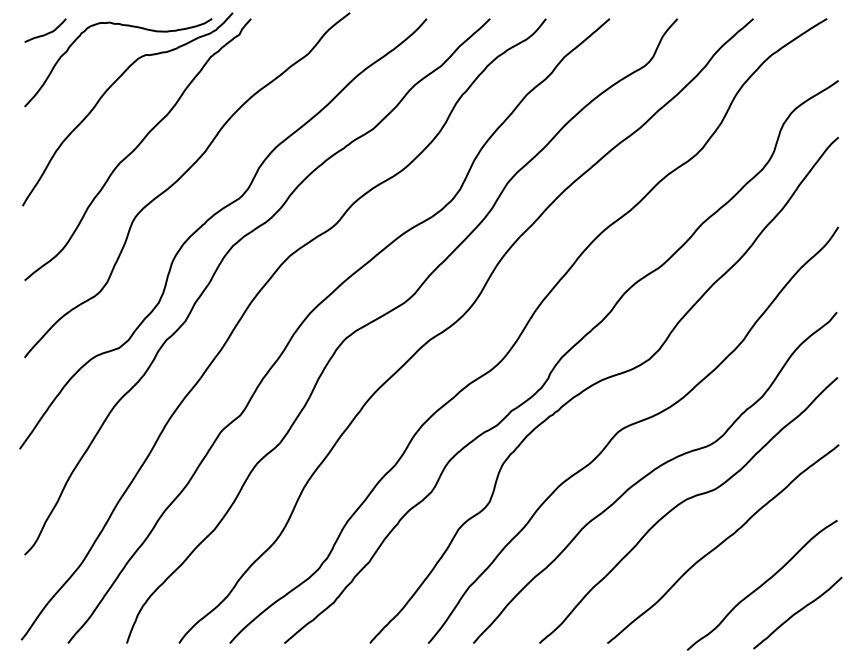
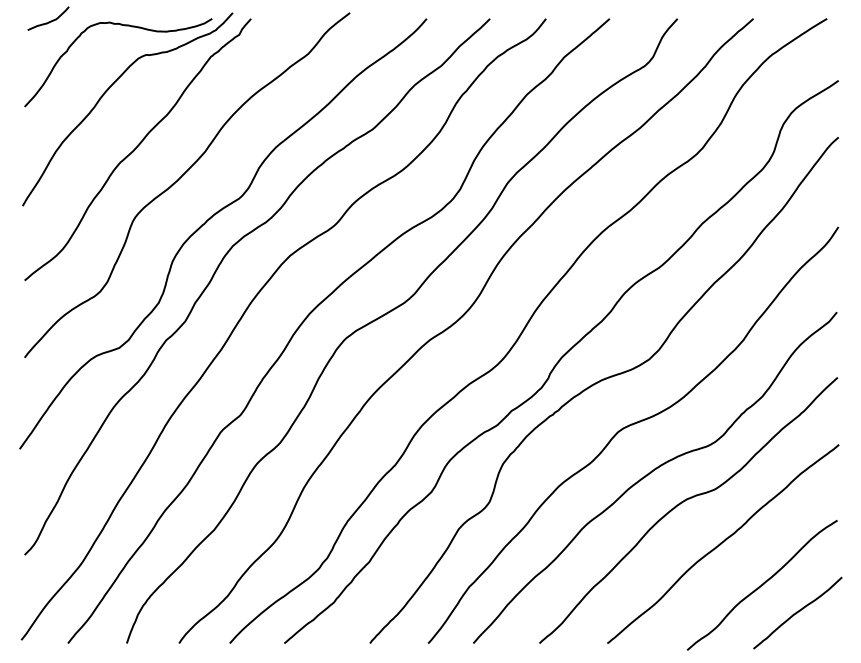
curve position: (47, 32) -> (50, 20) (50, 20)
